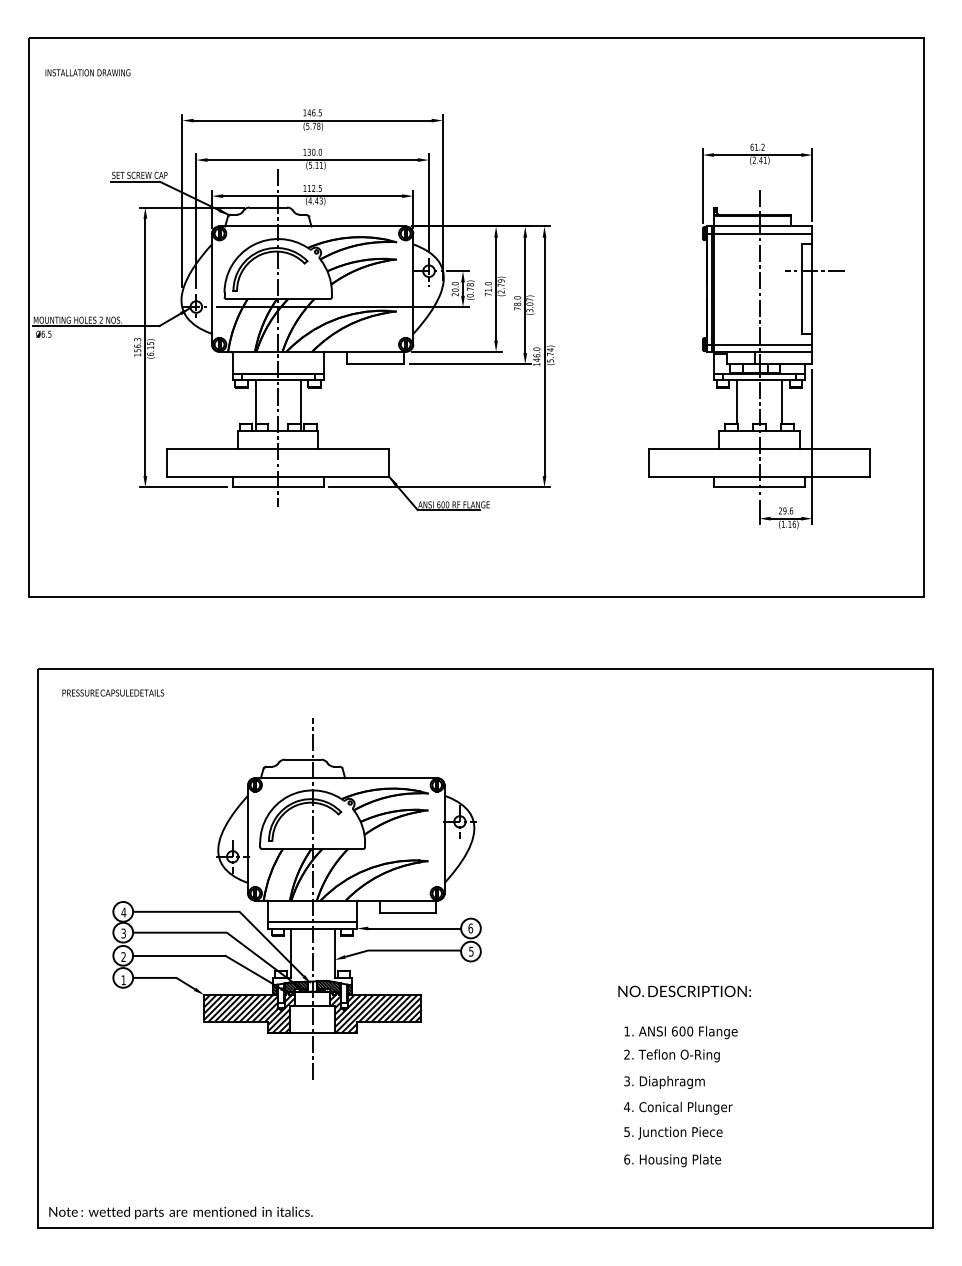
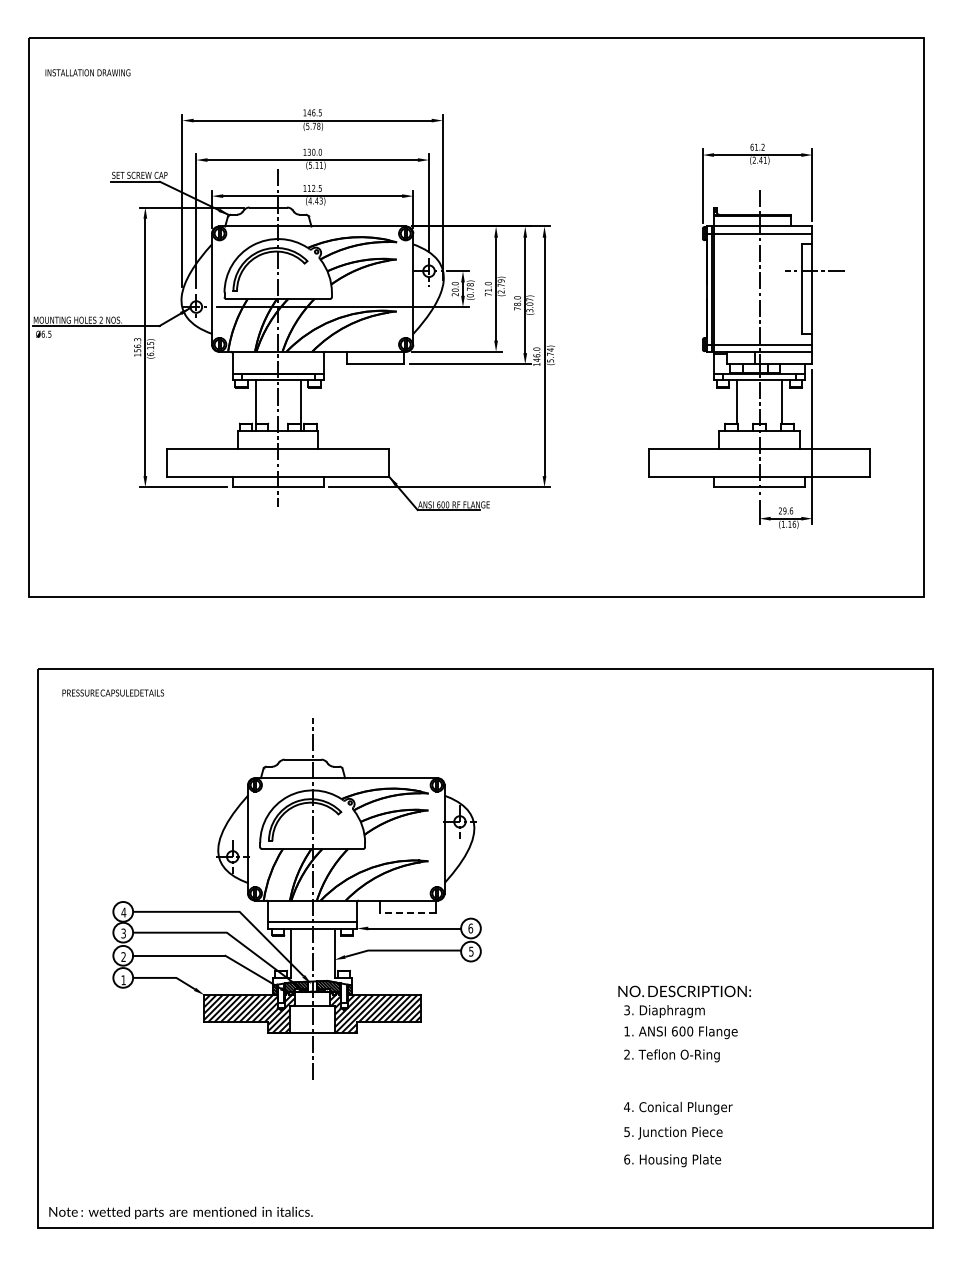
line: solid -> dashed (407, 912)
text position: (664, 1082) -> (664, 1011) (664, 1011)
